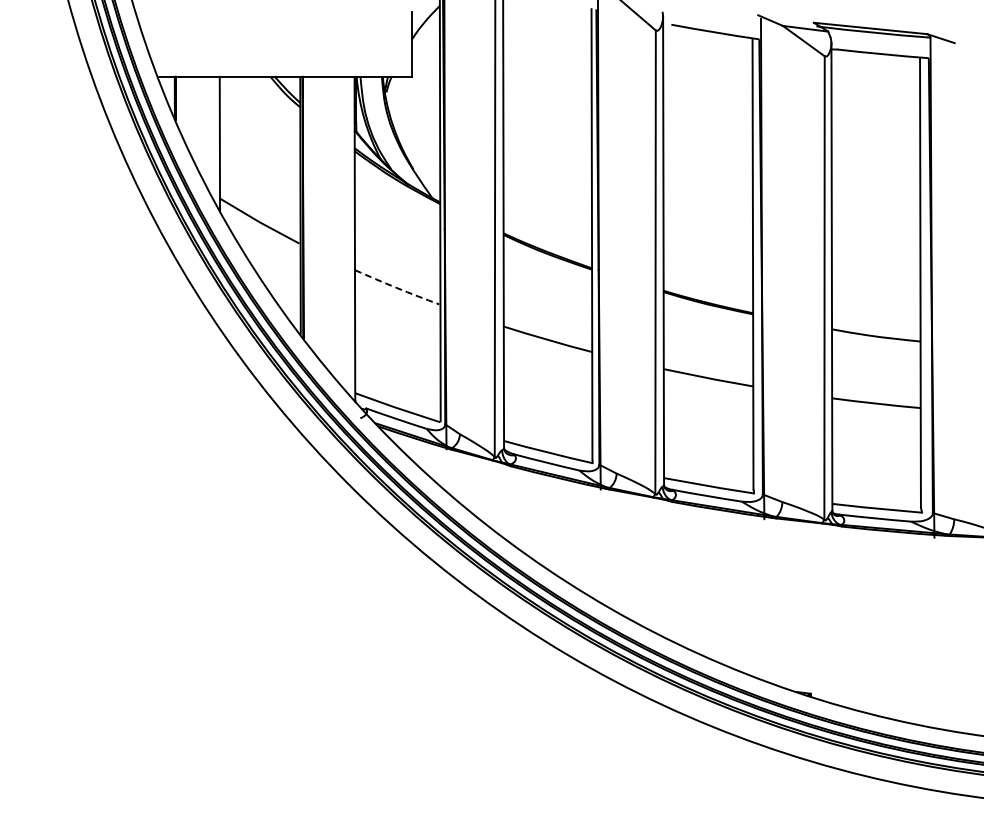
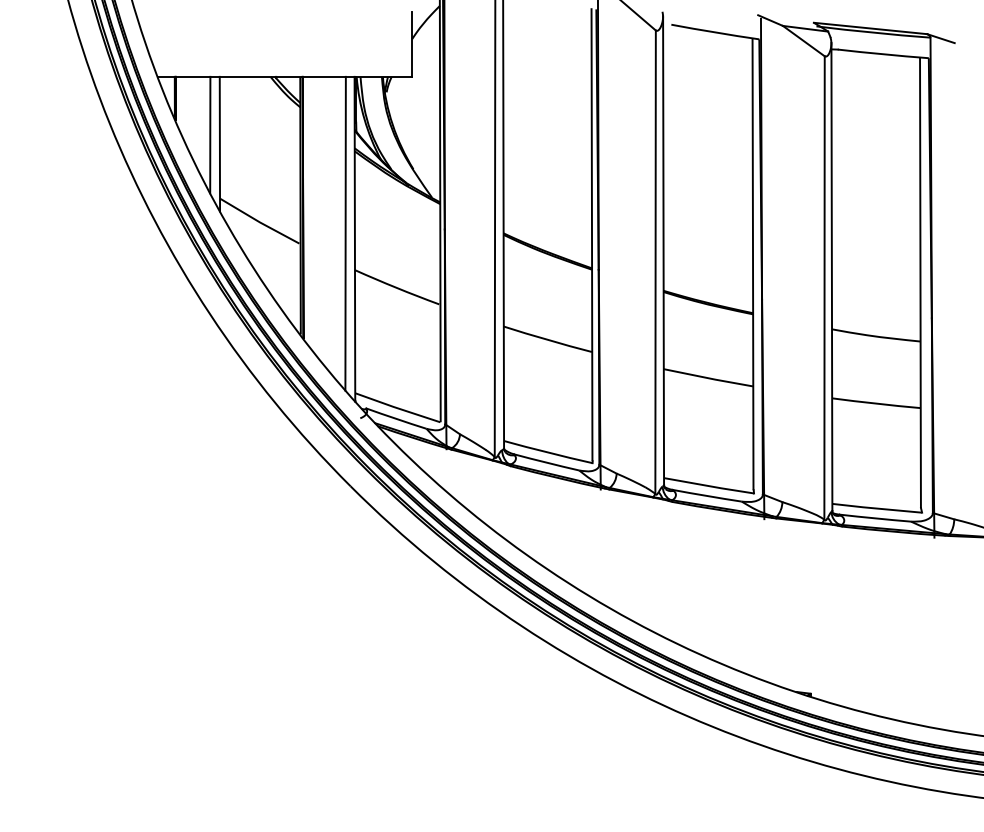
line: none -> present (210, 134)
line: none -> present (345, 233)
arc: dashed -> solid (396, 287)
